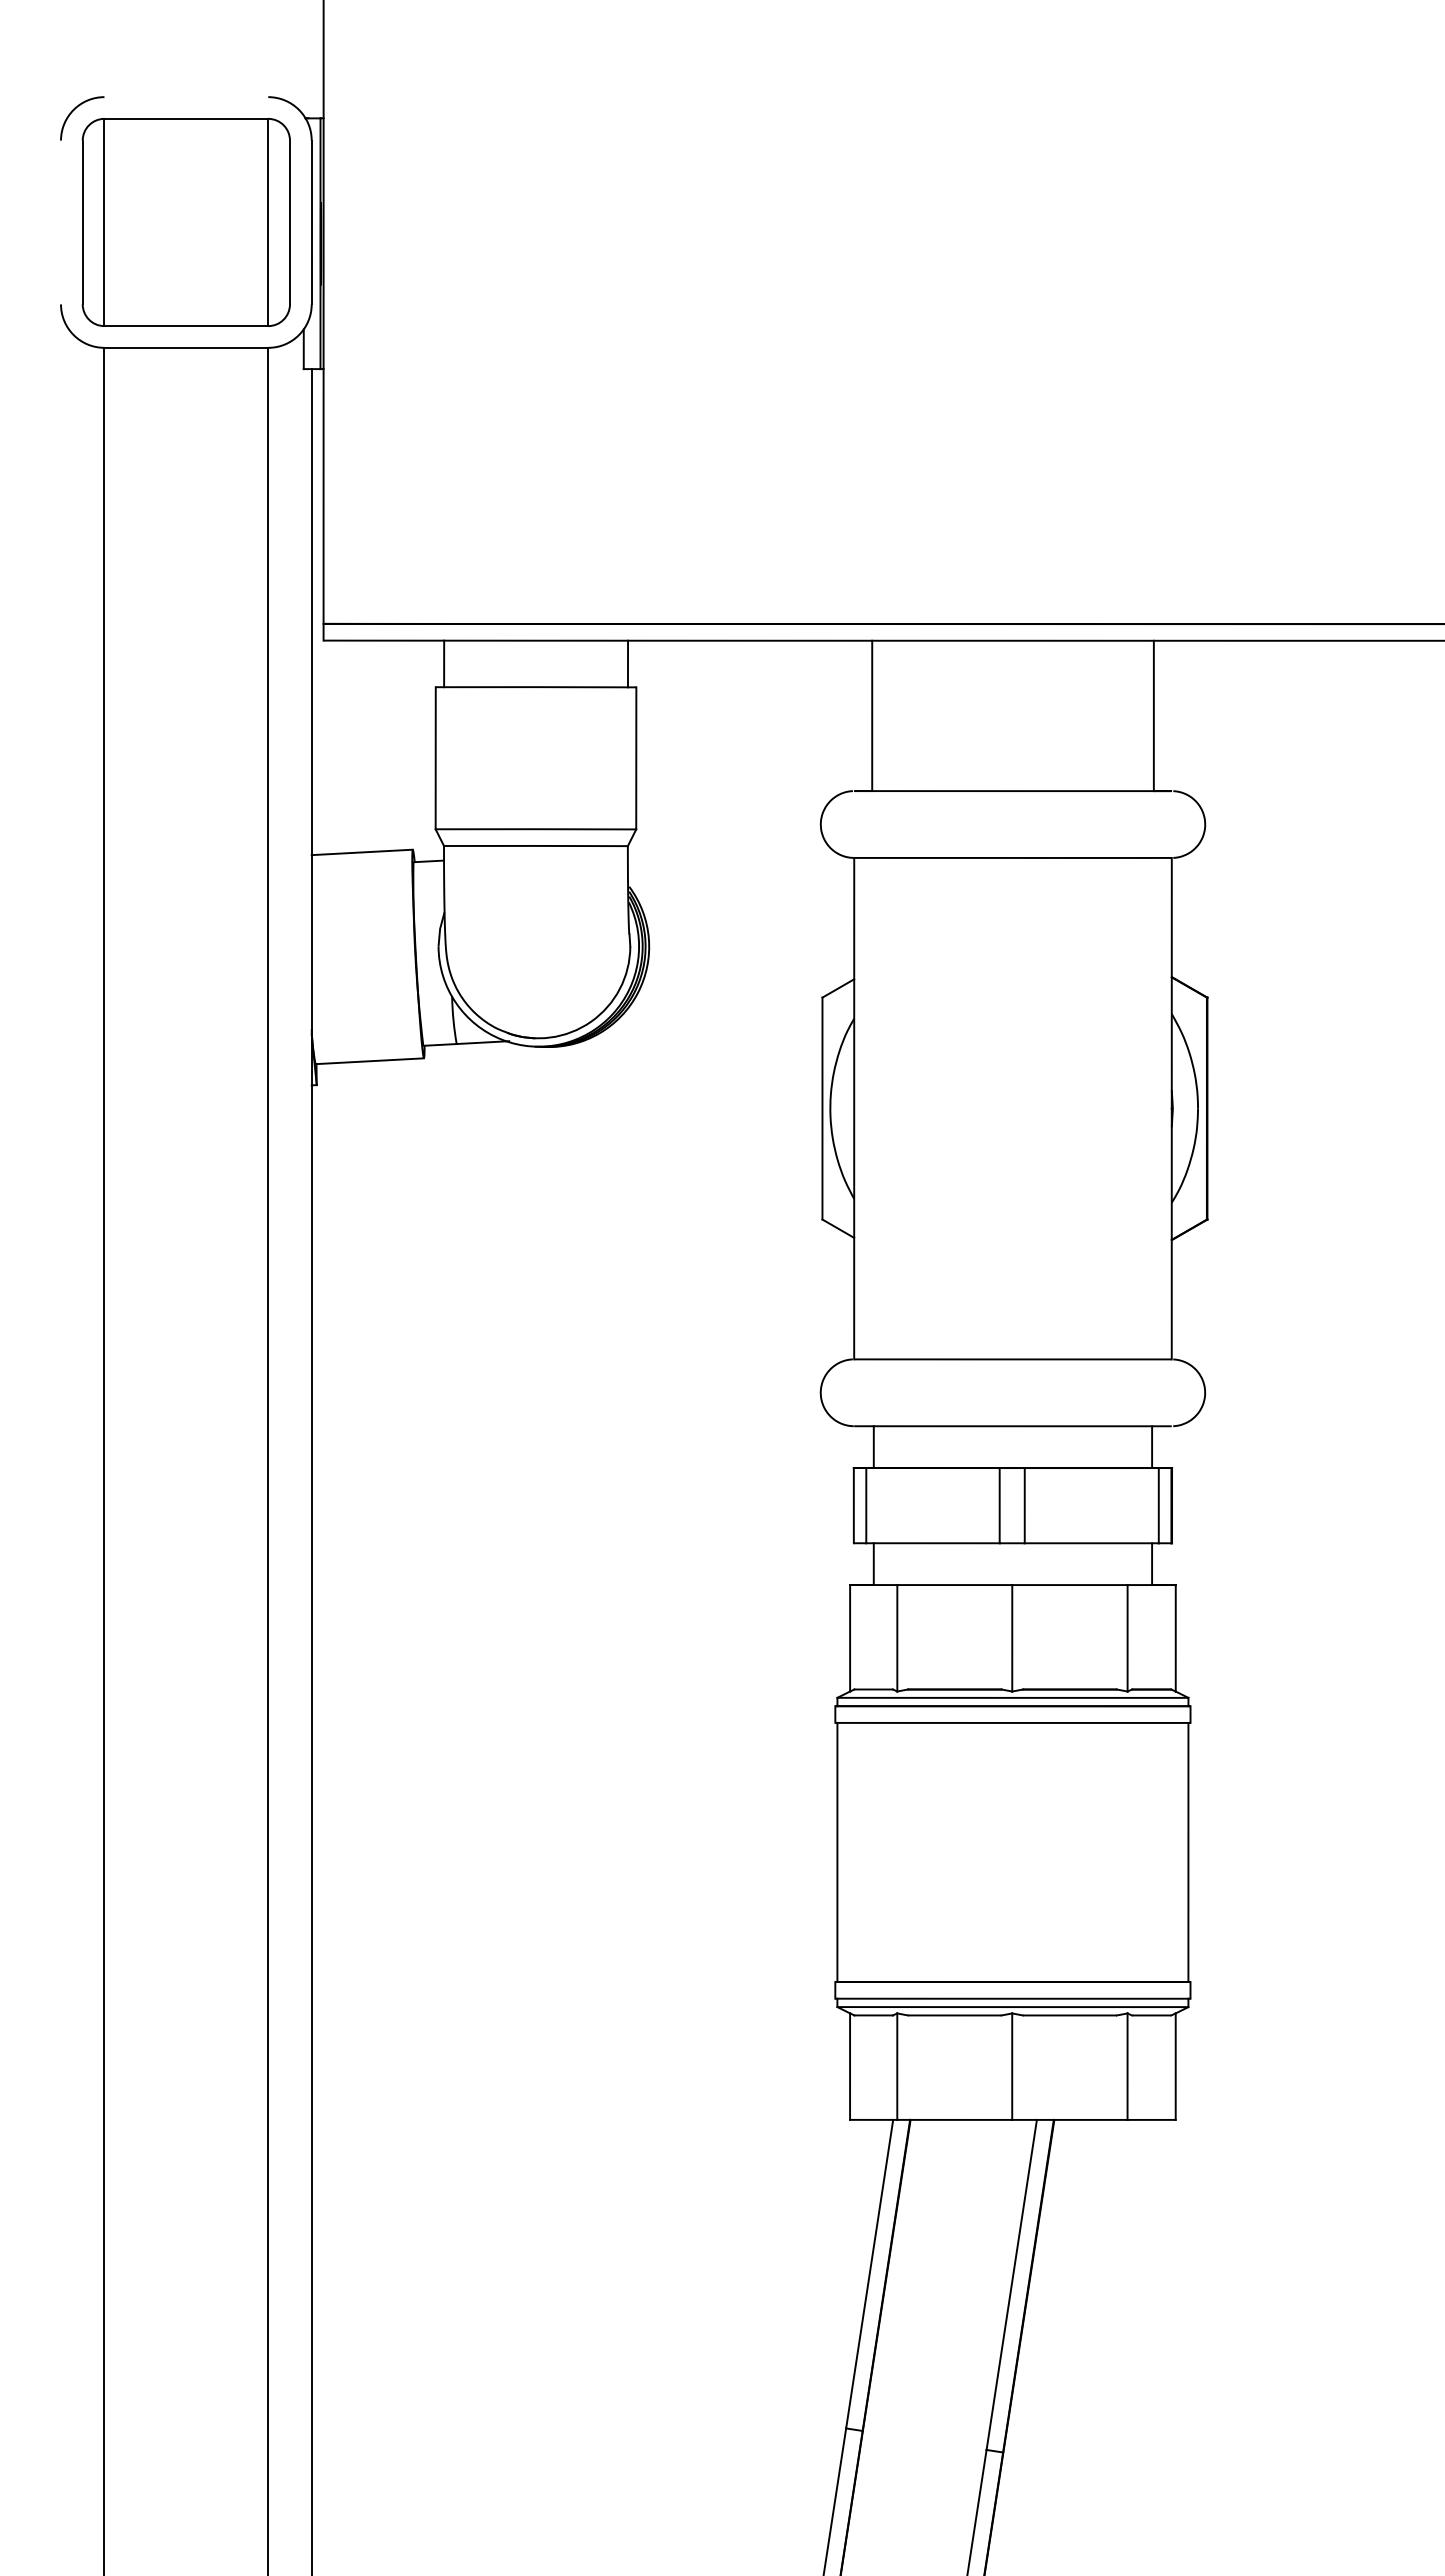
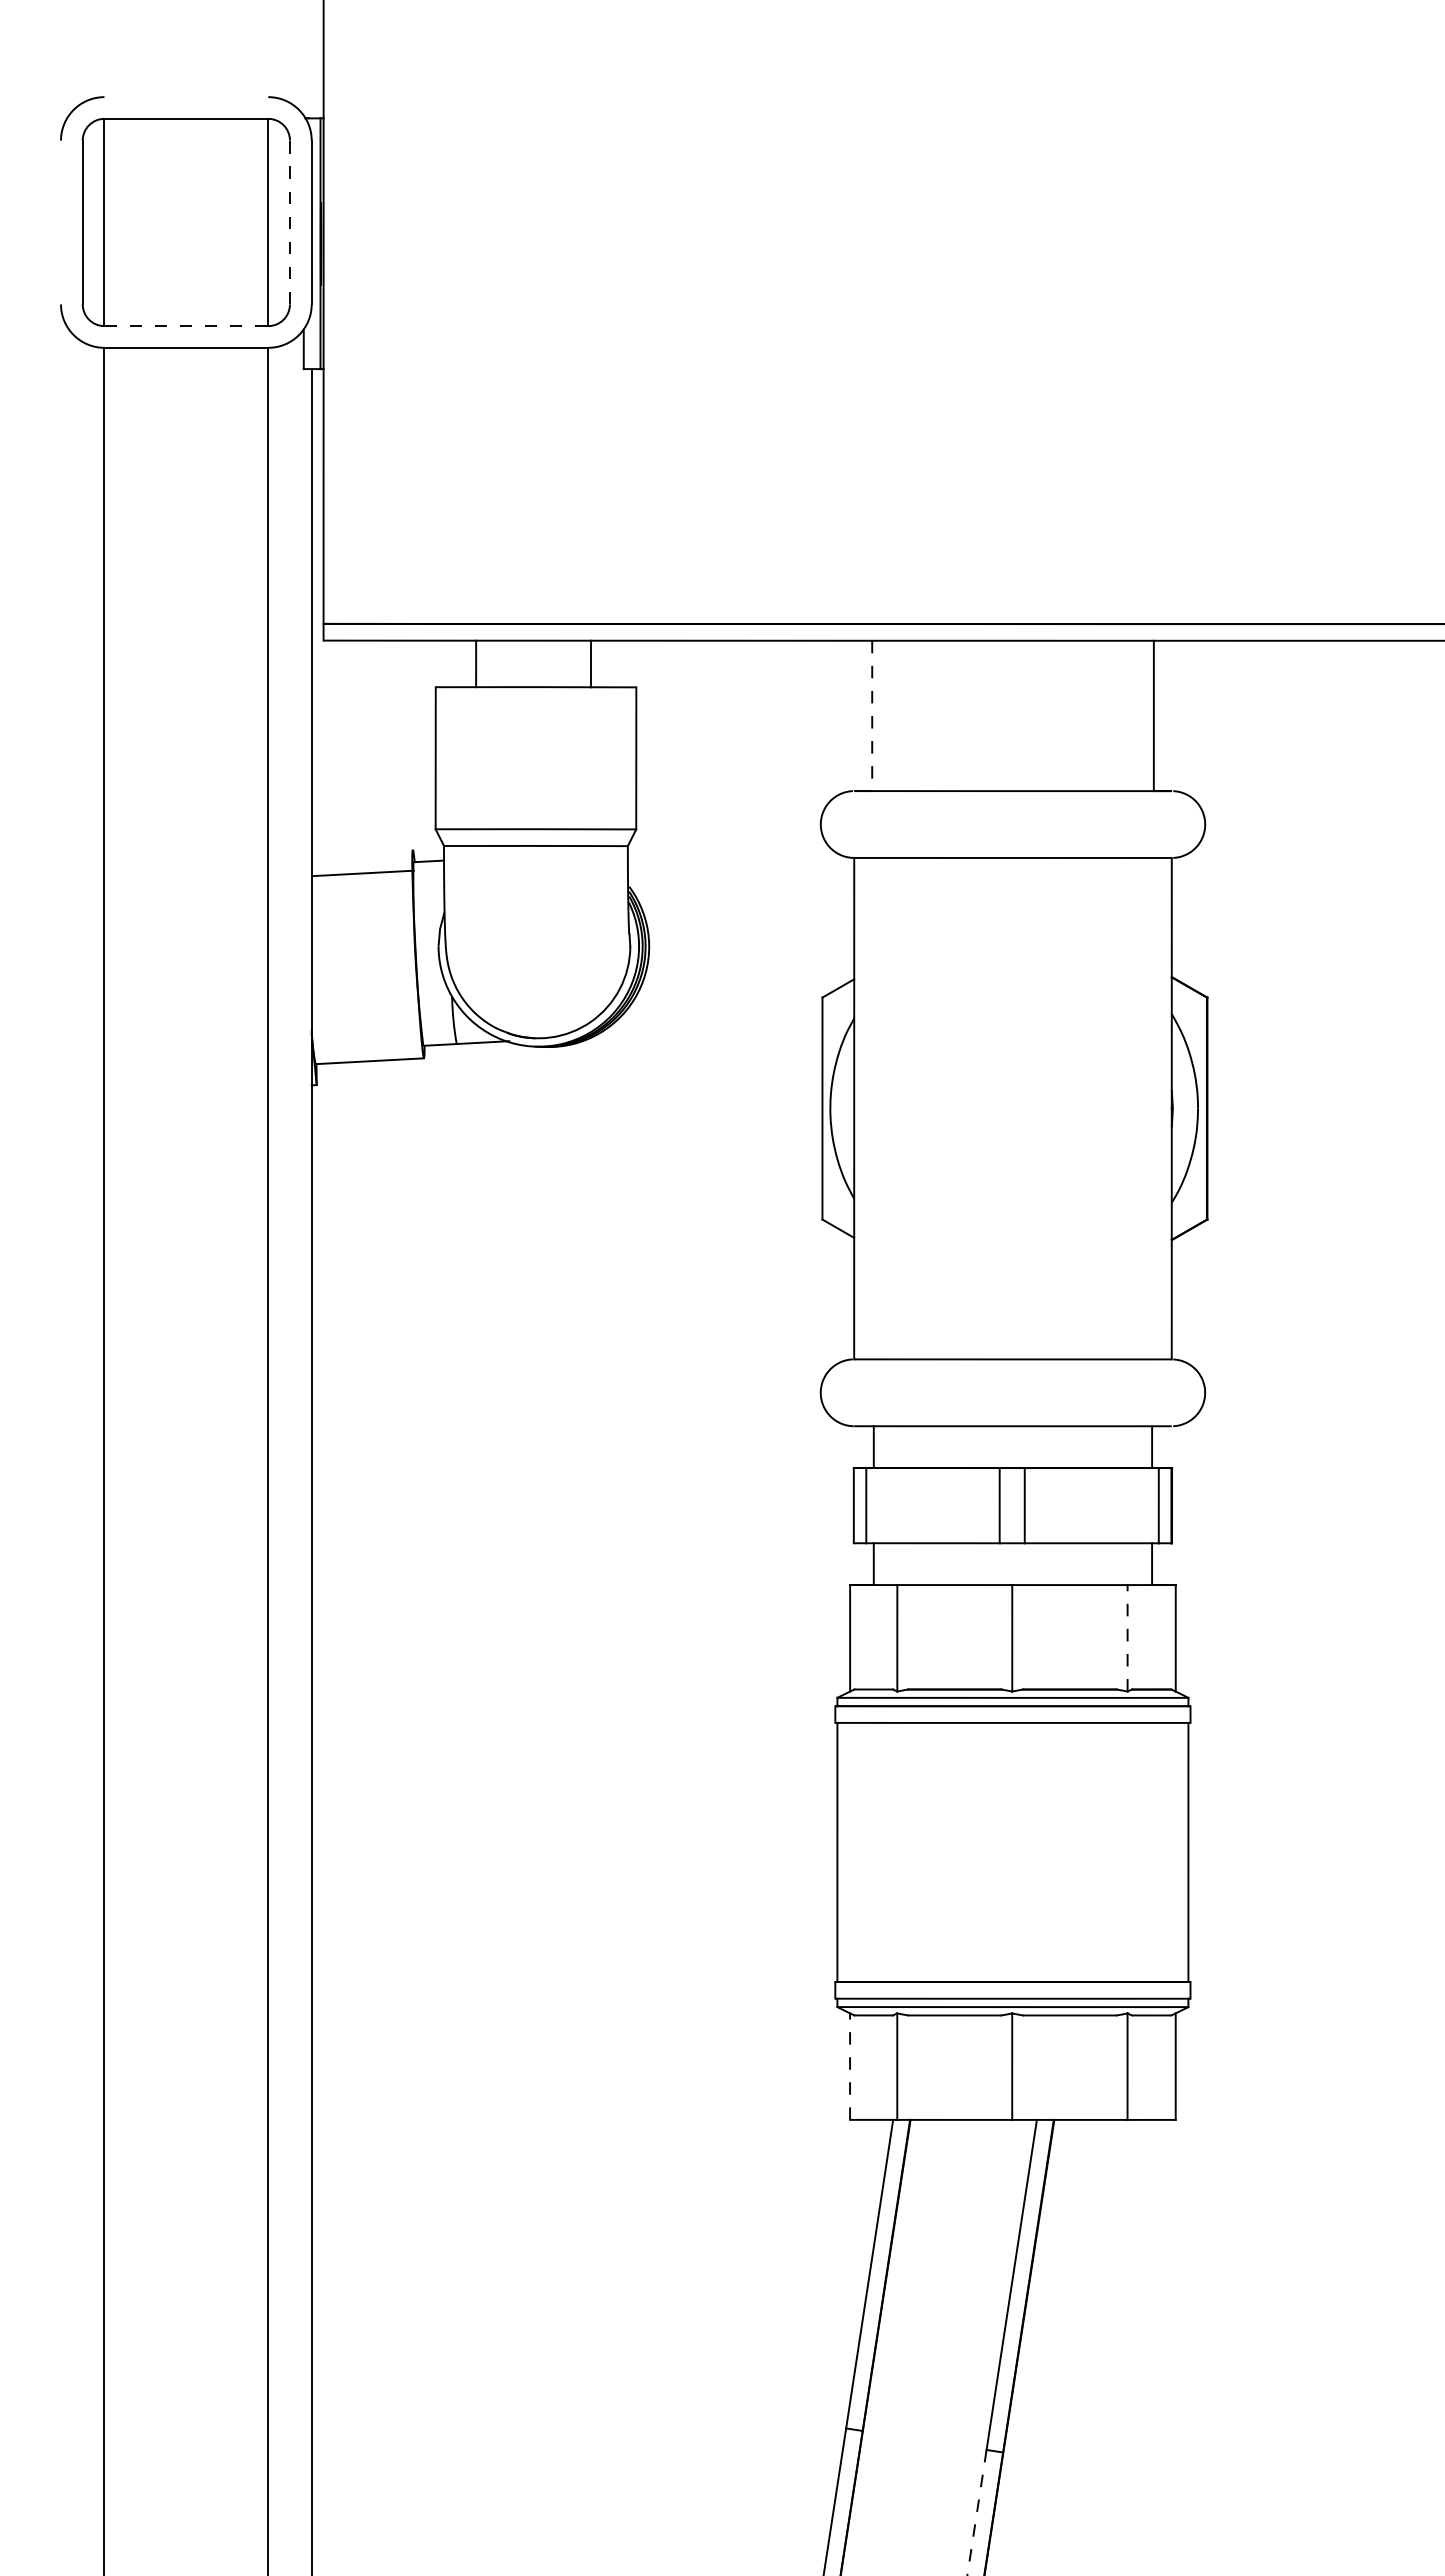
line: solid -> dashed (289, 222)
line: solid -> dashed (186, 326)
line position: (444, 663) -> (476, 663) (476, 663)
line position: (627, 663) -> (590, 663) (590, 663)
line: solid -> dashed (872, 716)
line position: (361, 852) -> (362, 873) (362, 873)
line: solid -> dashed (1127, 1637)
line: solid -> dashed (850, 2066)
line: solid -> dashed (976, 2513)
